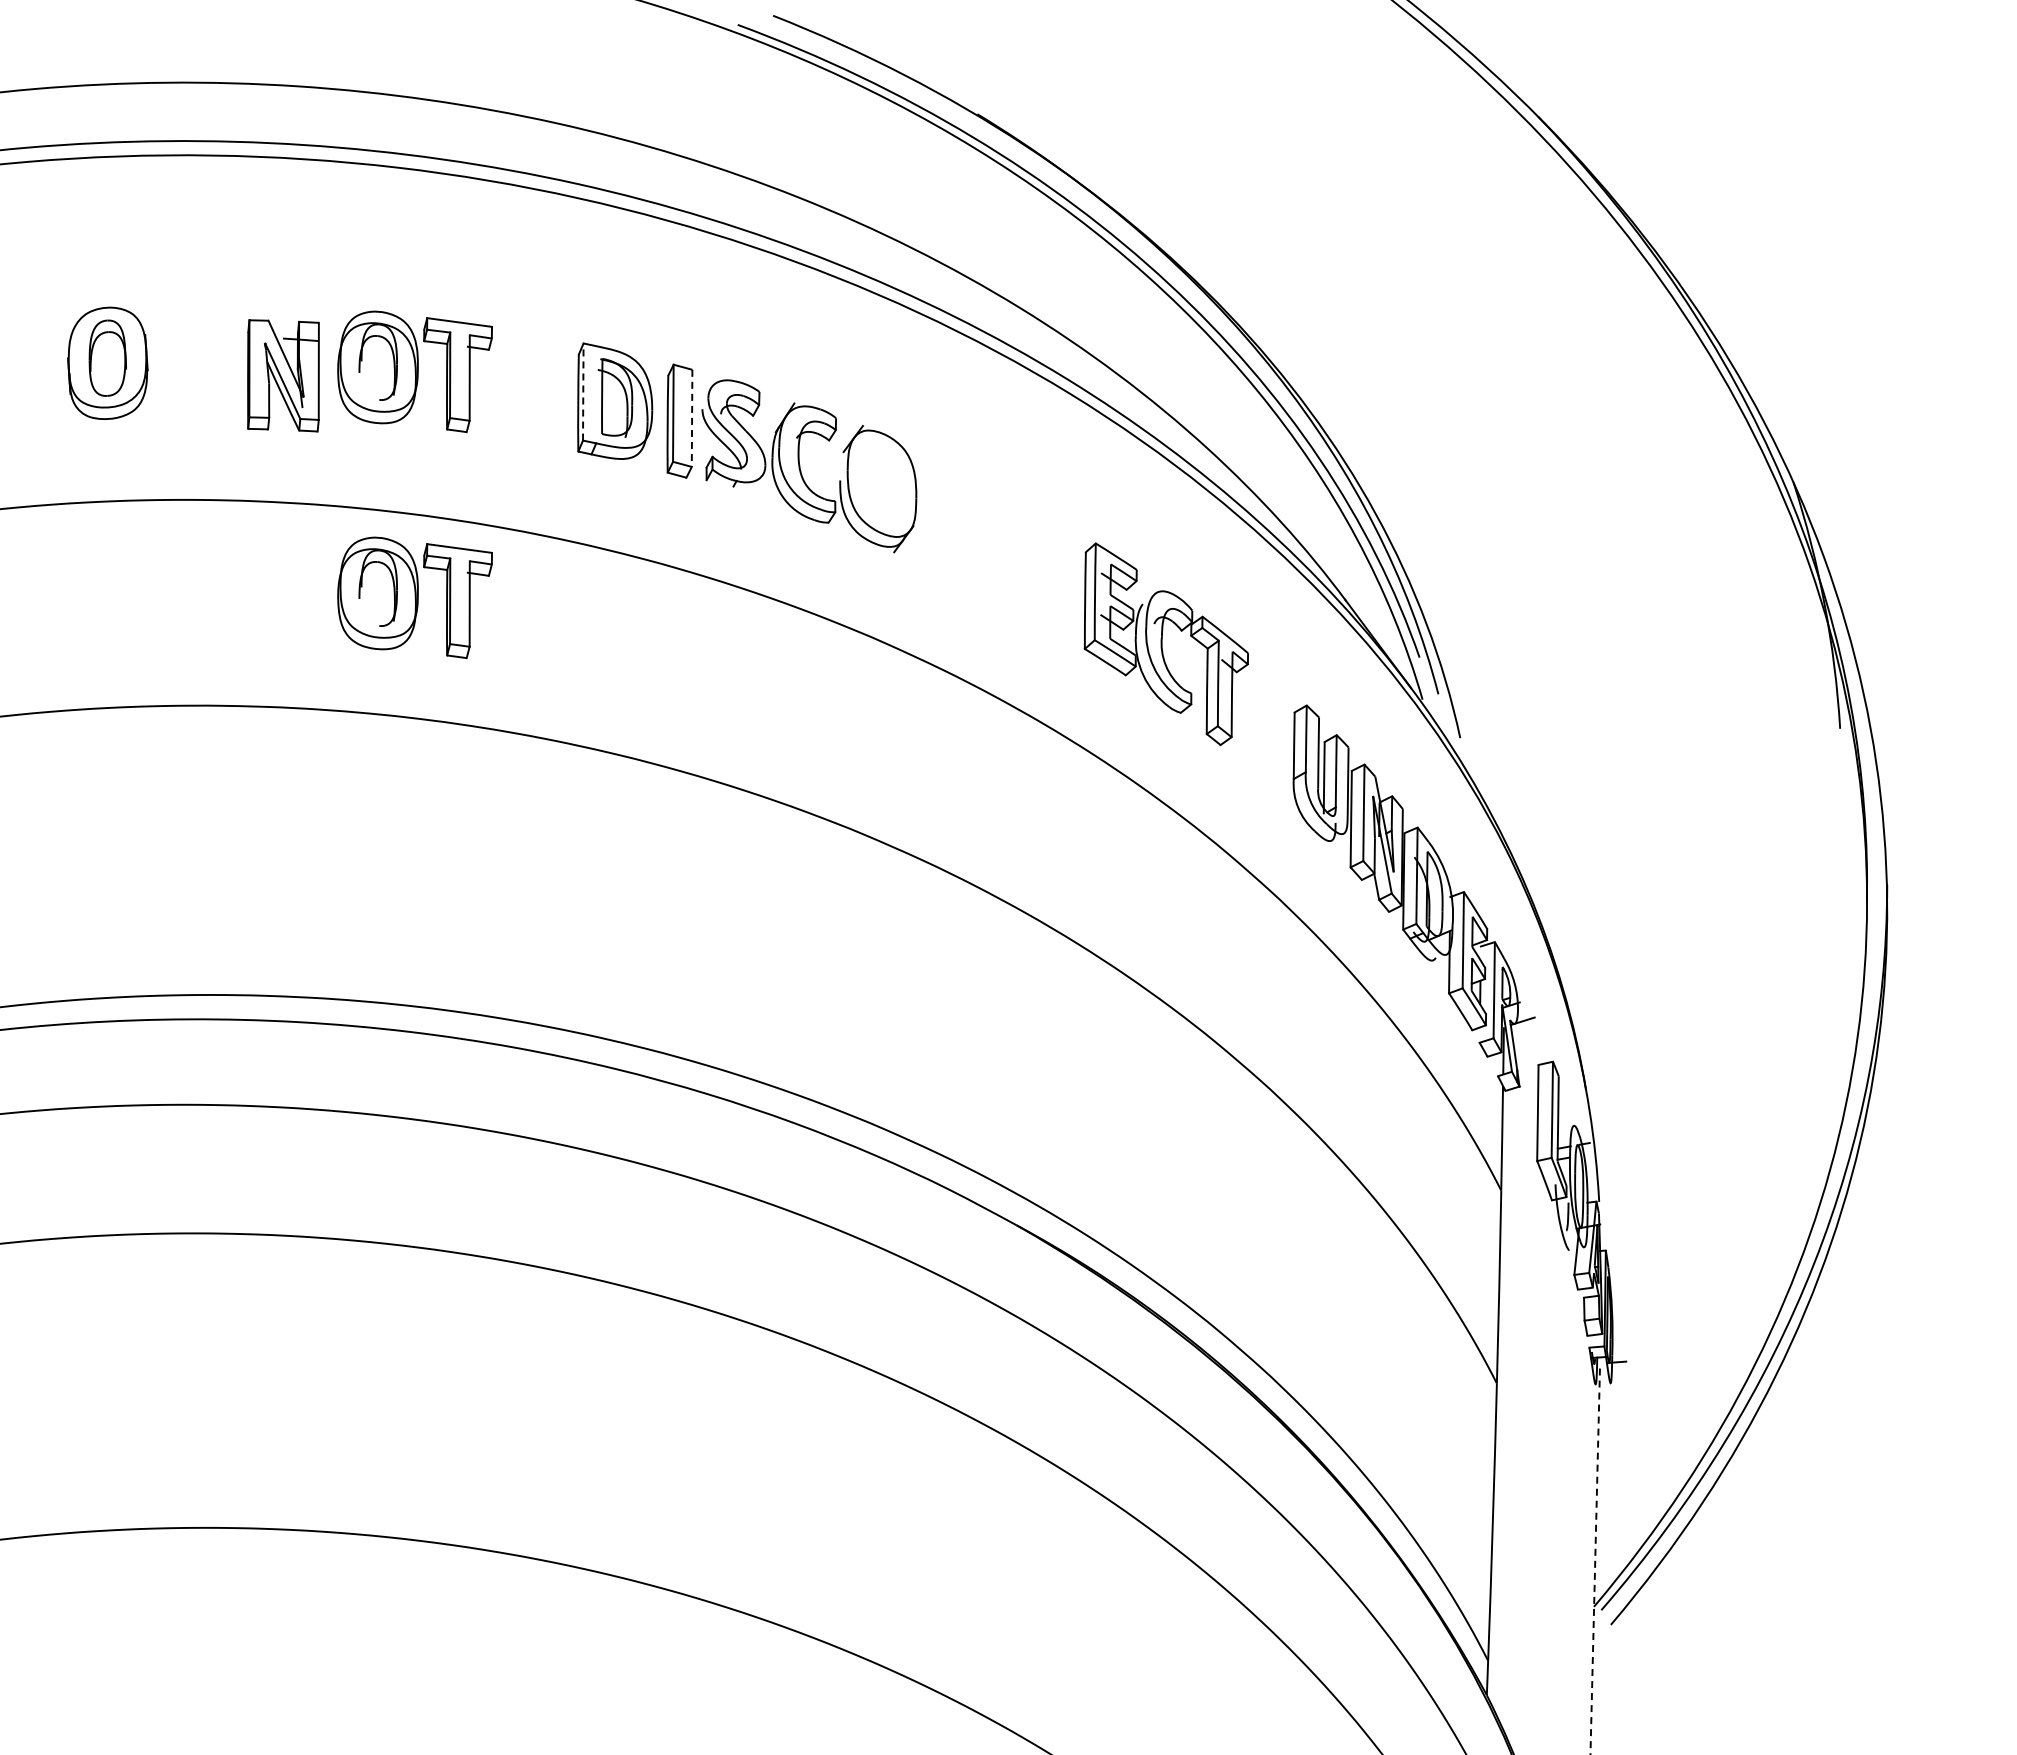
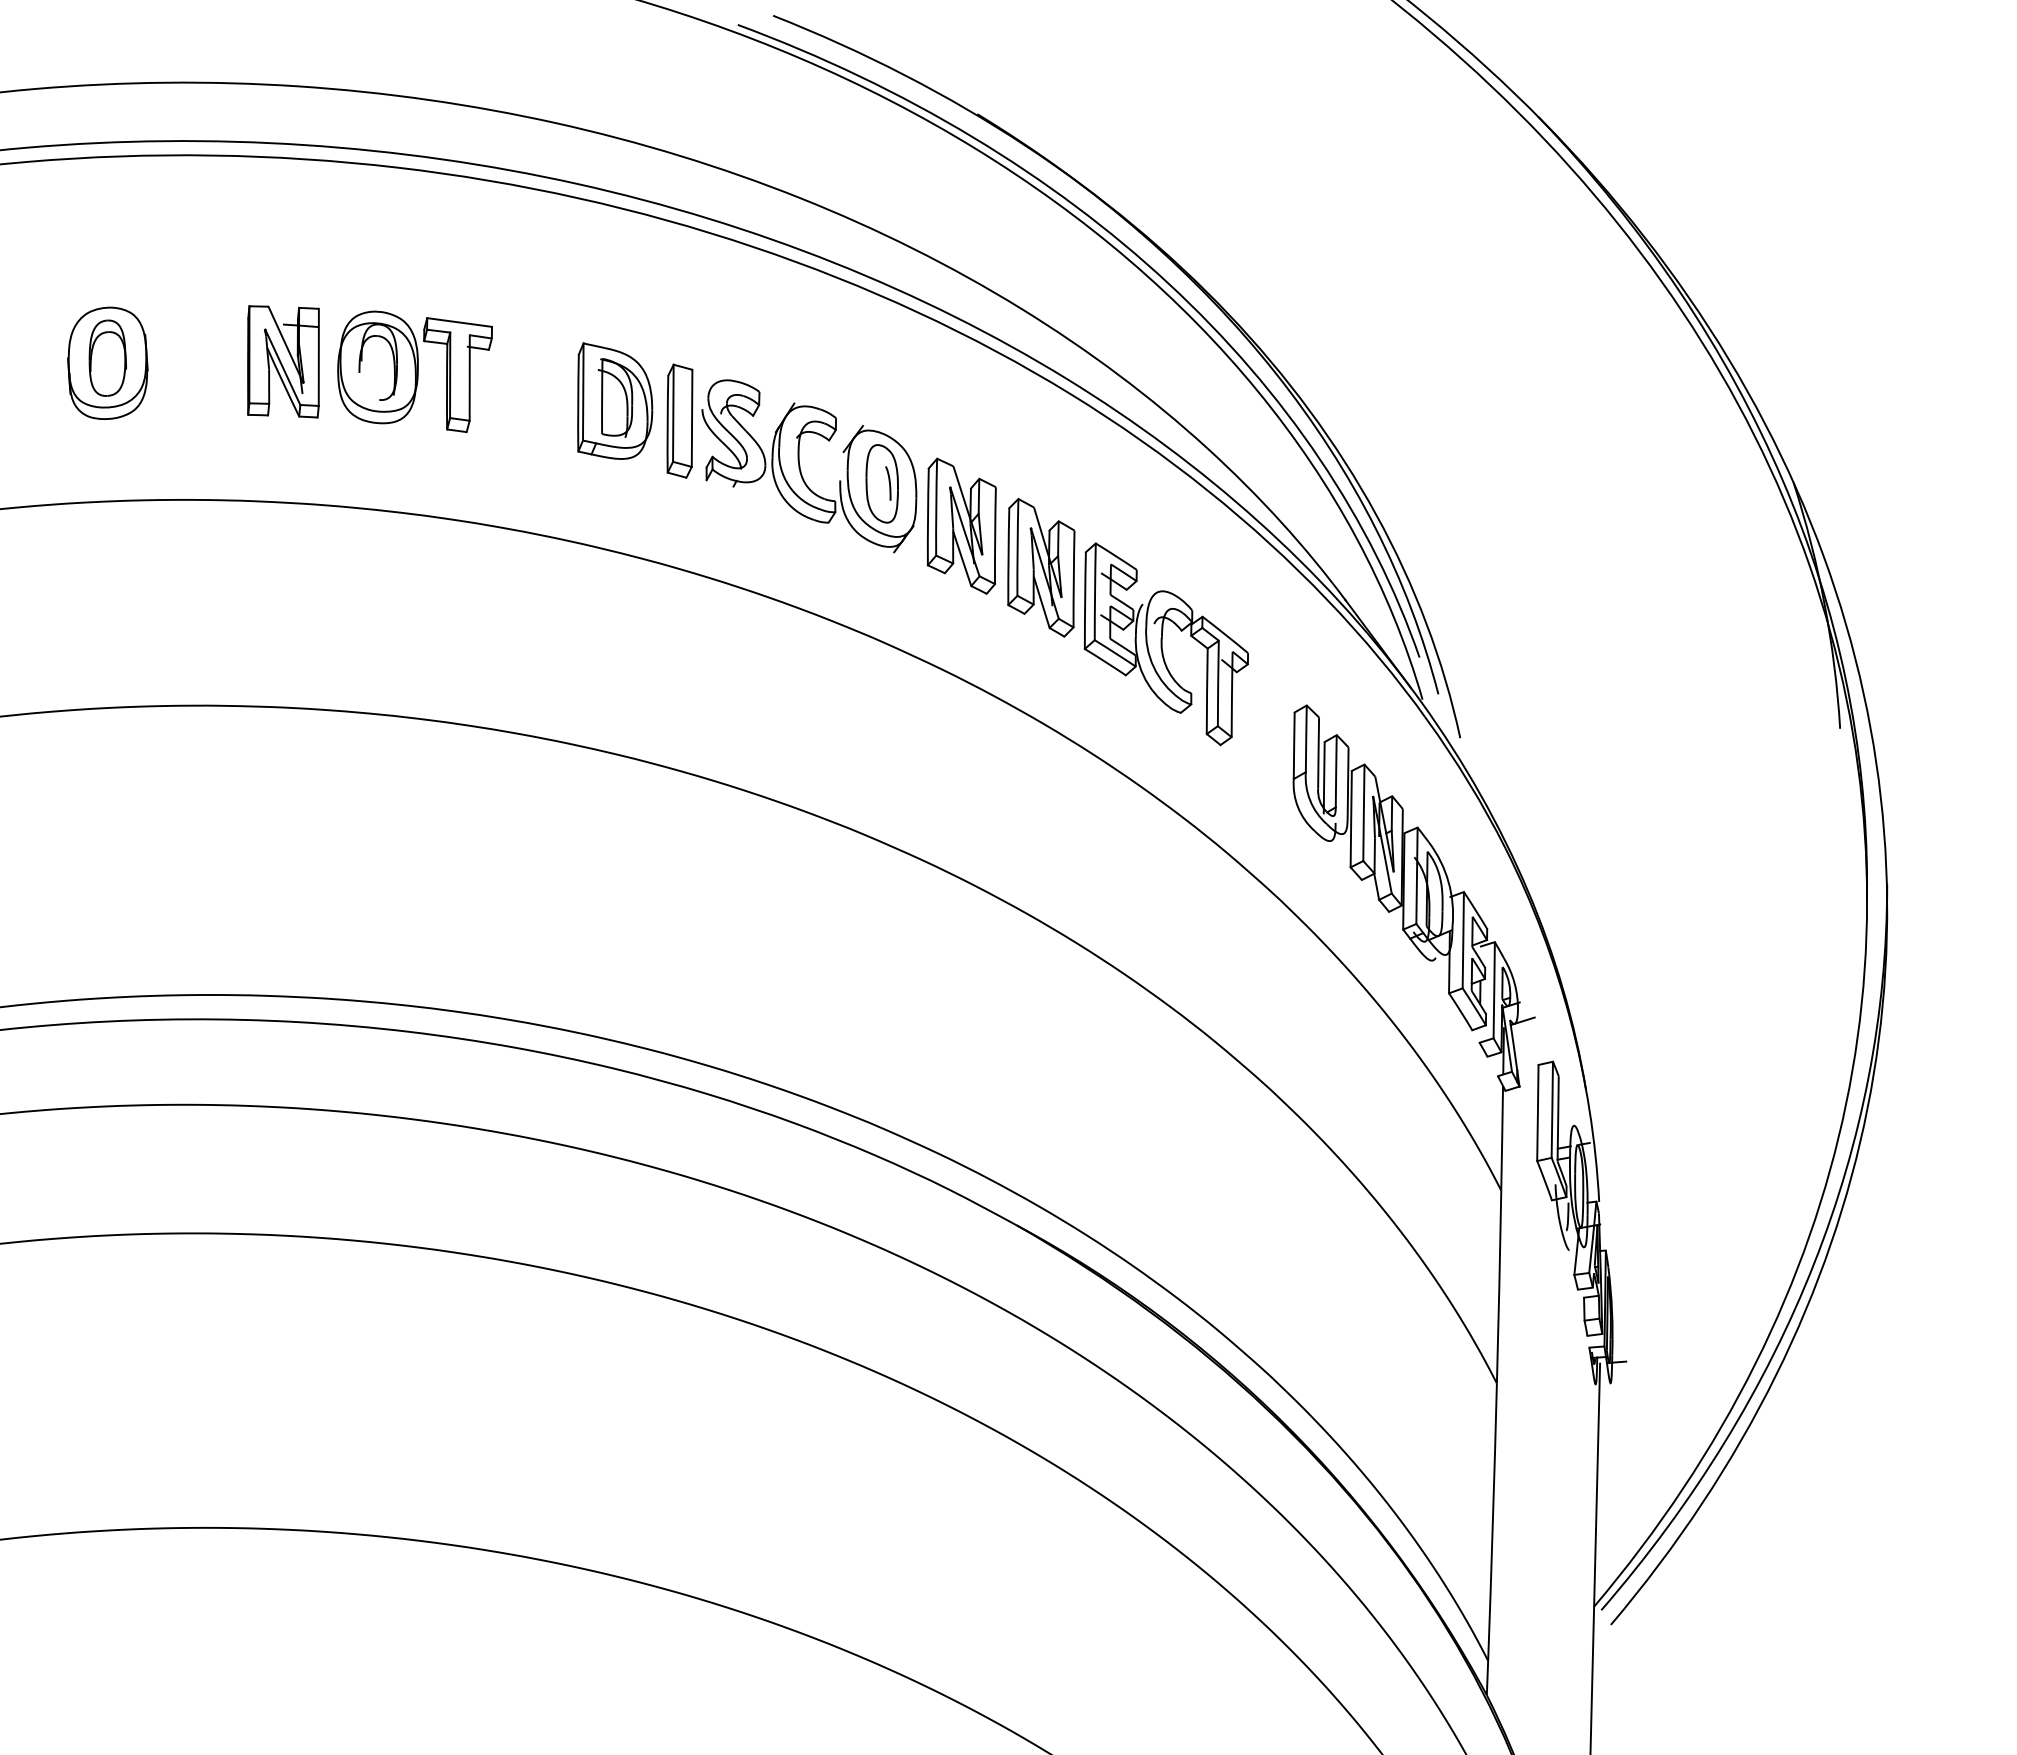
part position: (283, 375) -> (283, 361) (283, 361)
line: dashed -> solid (583, 392)
line: dashed -> solid (692, 418)
part: none -> present (881, 483)
part: none -> present (961, 525)
part: none -> present (1041, 567)
part: present -> none (414, 597)
line: dashed -> solid (1595, 1558)
